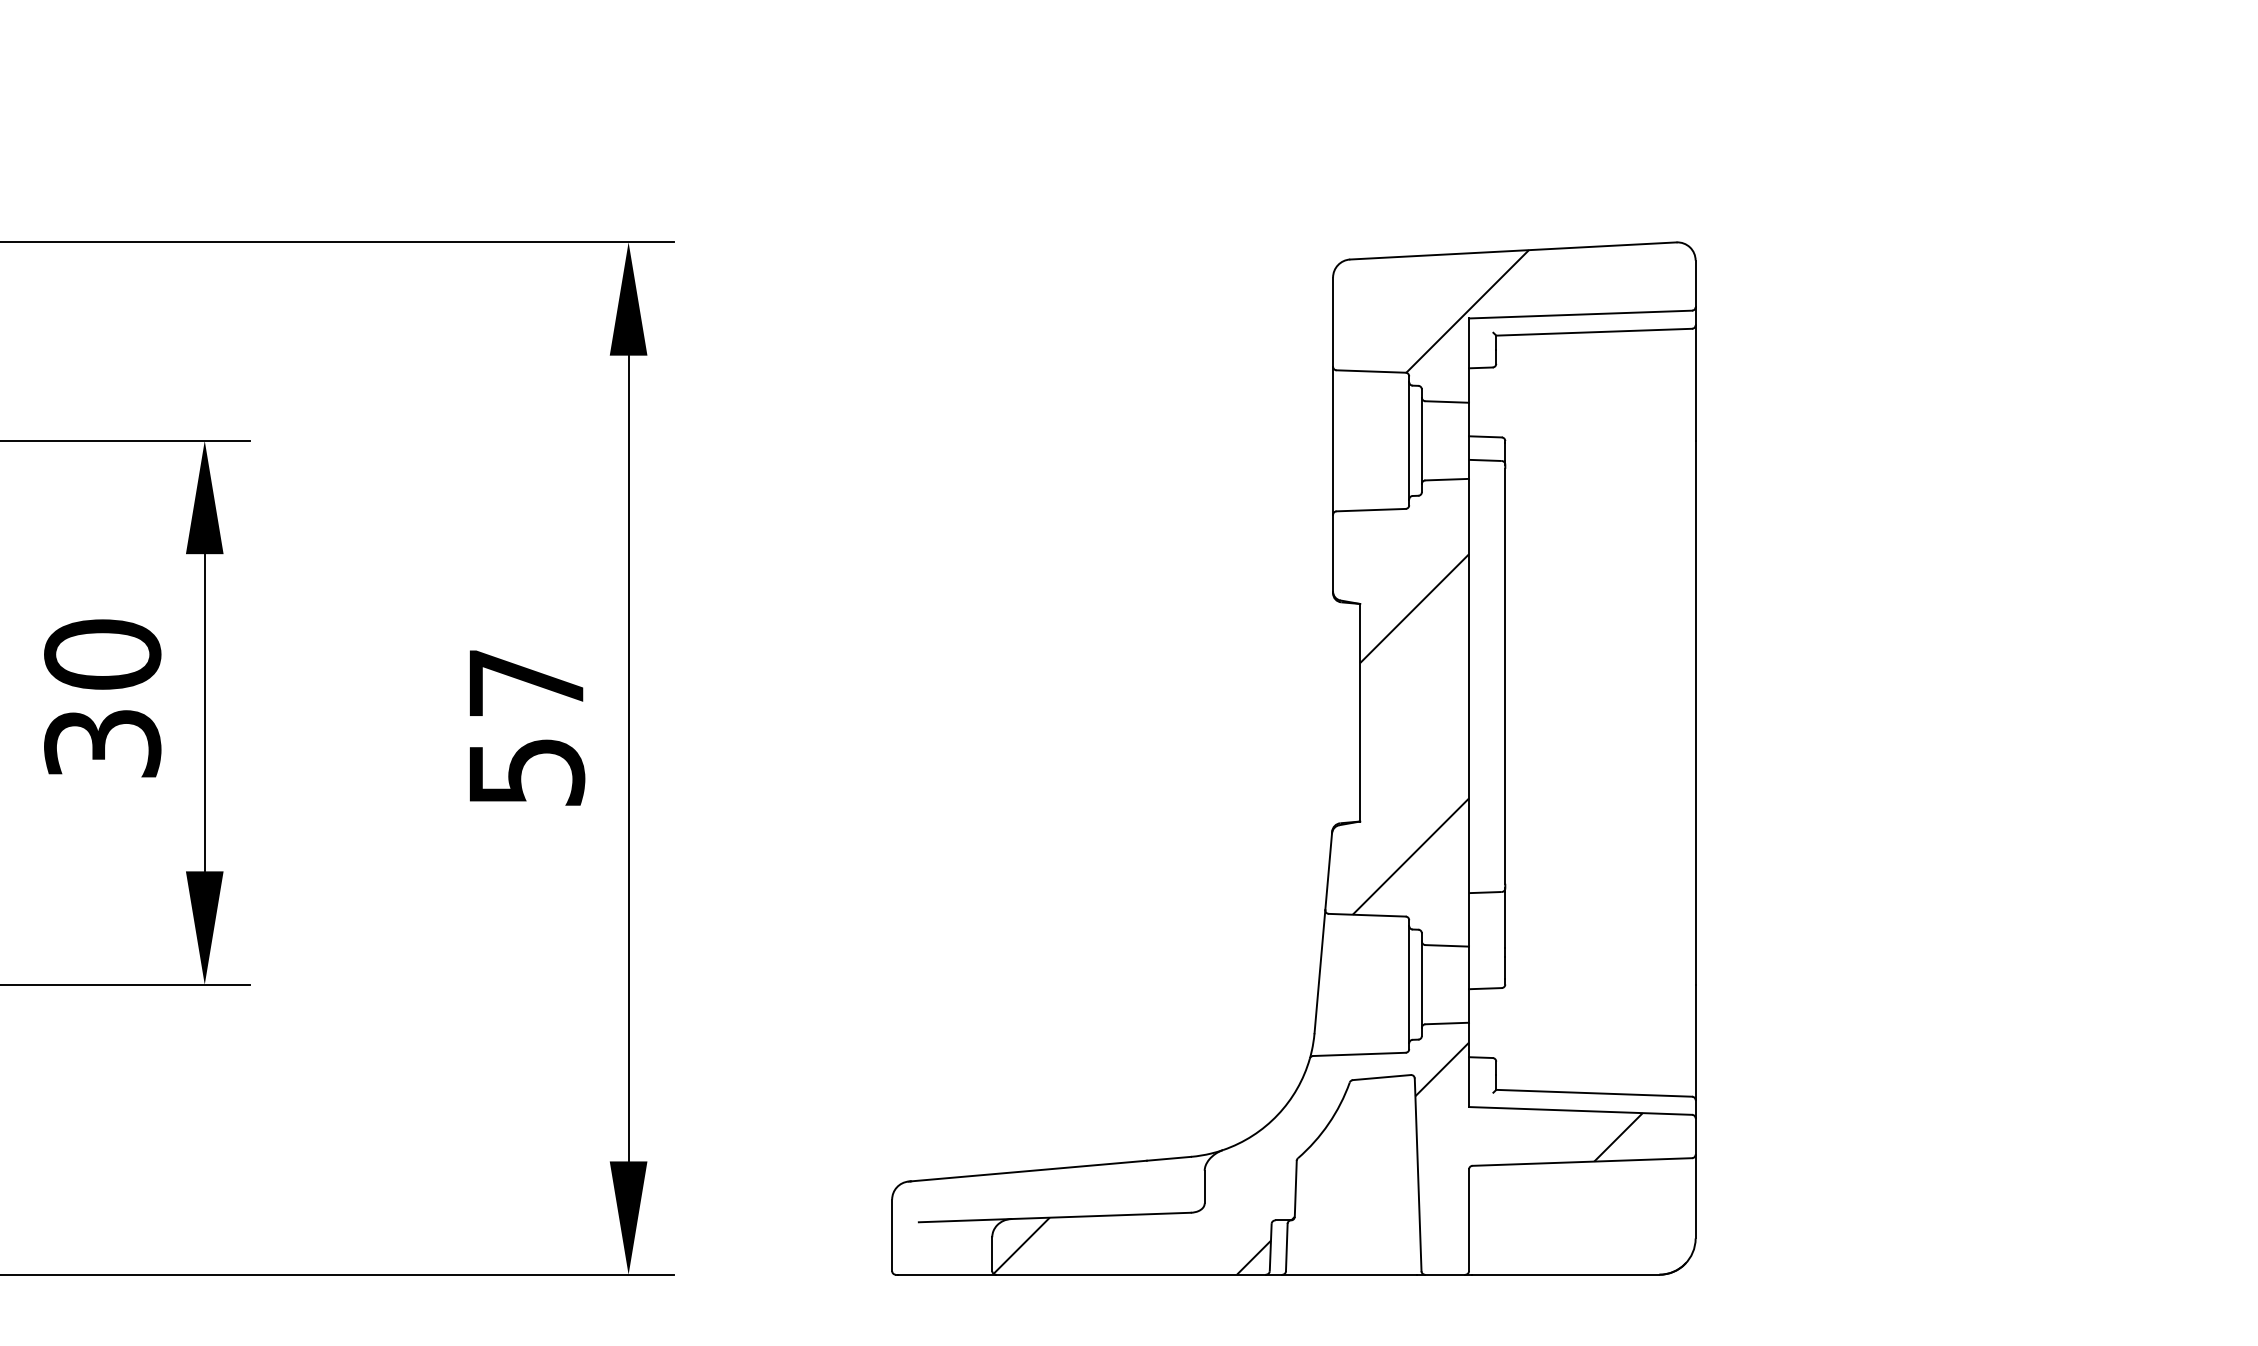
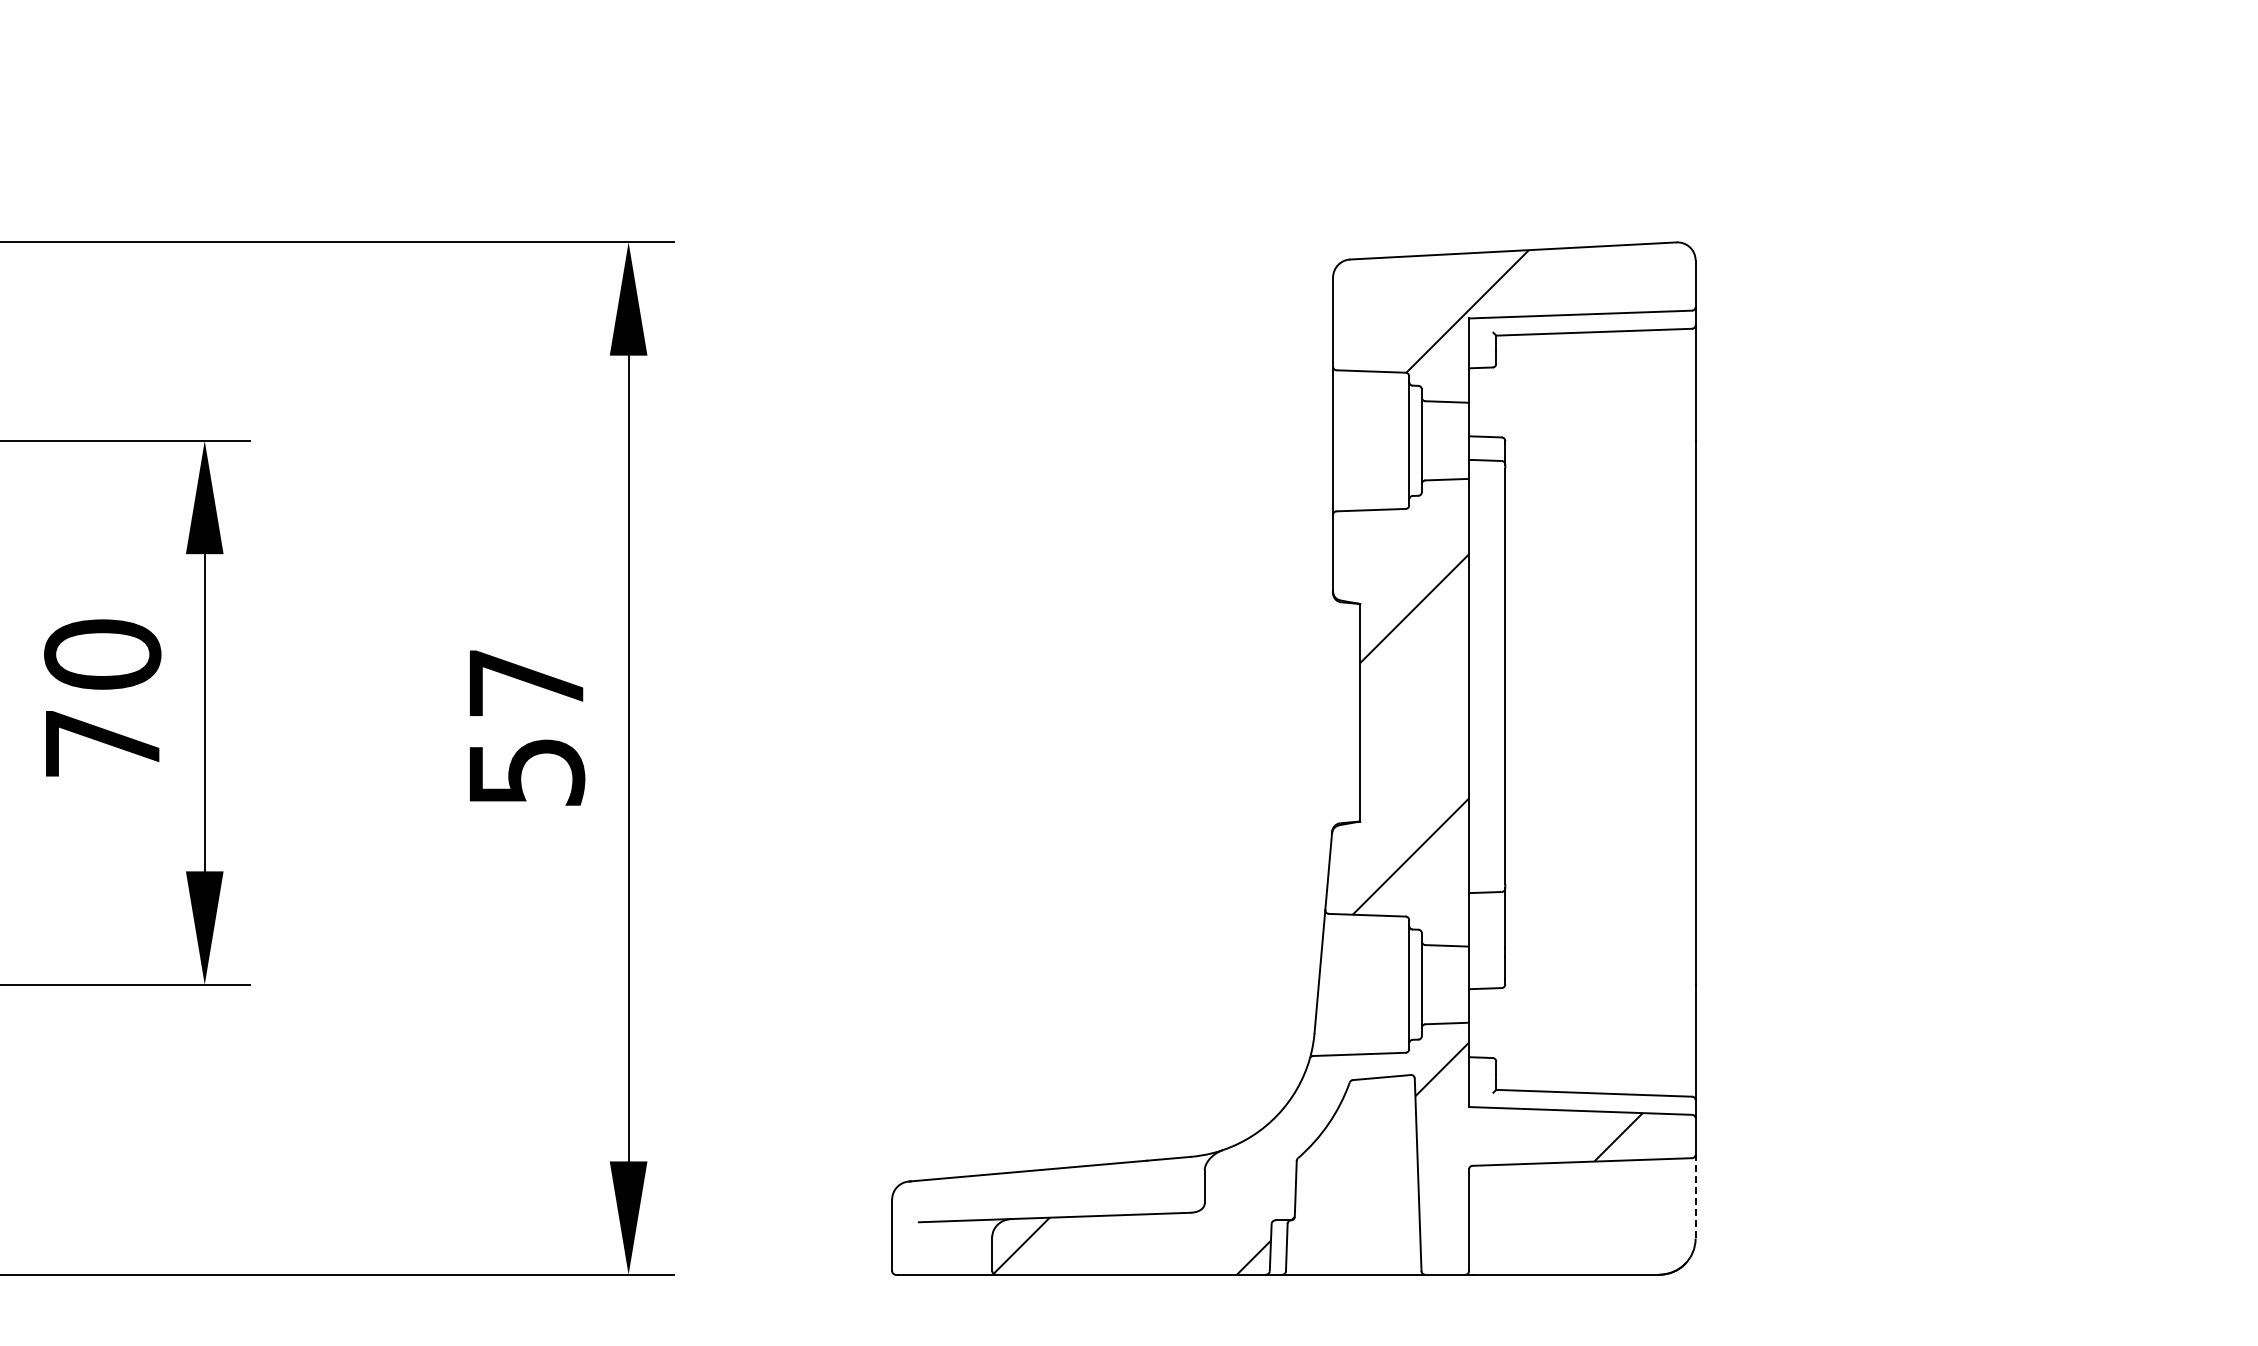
text: 30 -> 70 (102, 743)
line: solid -> dashed (1695, 1196)
